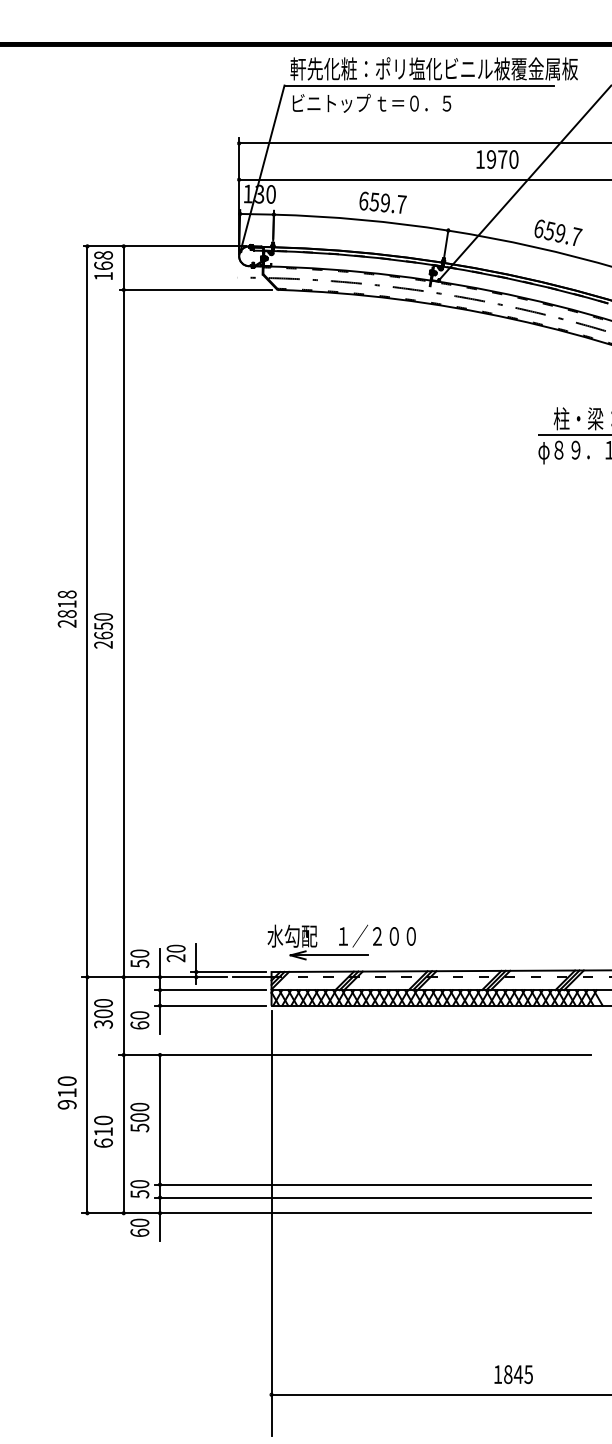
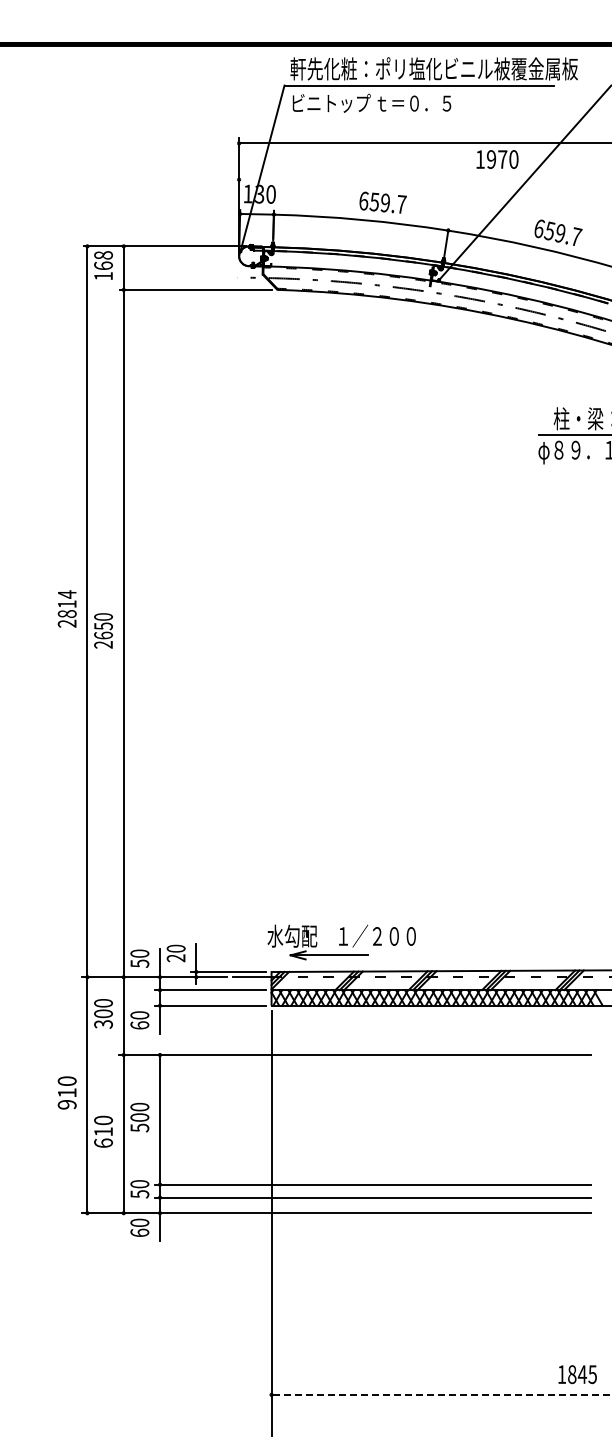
line: present -> none (423, 179)
text: 2818 -> 2814 (66, 594)
text position: (513, 1374) -> (577, 1374) (577, 1374)
line: solid -> dashed (441, 1394)
